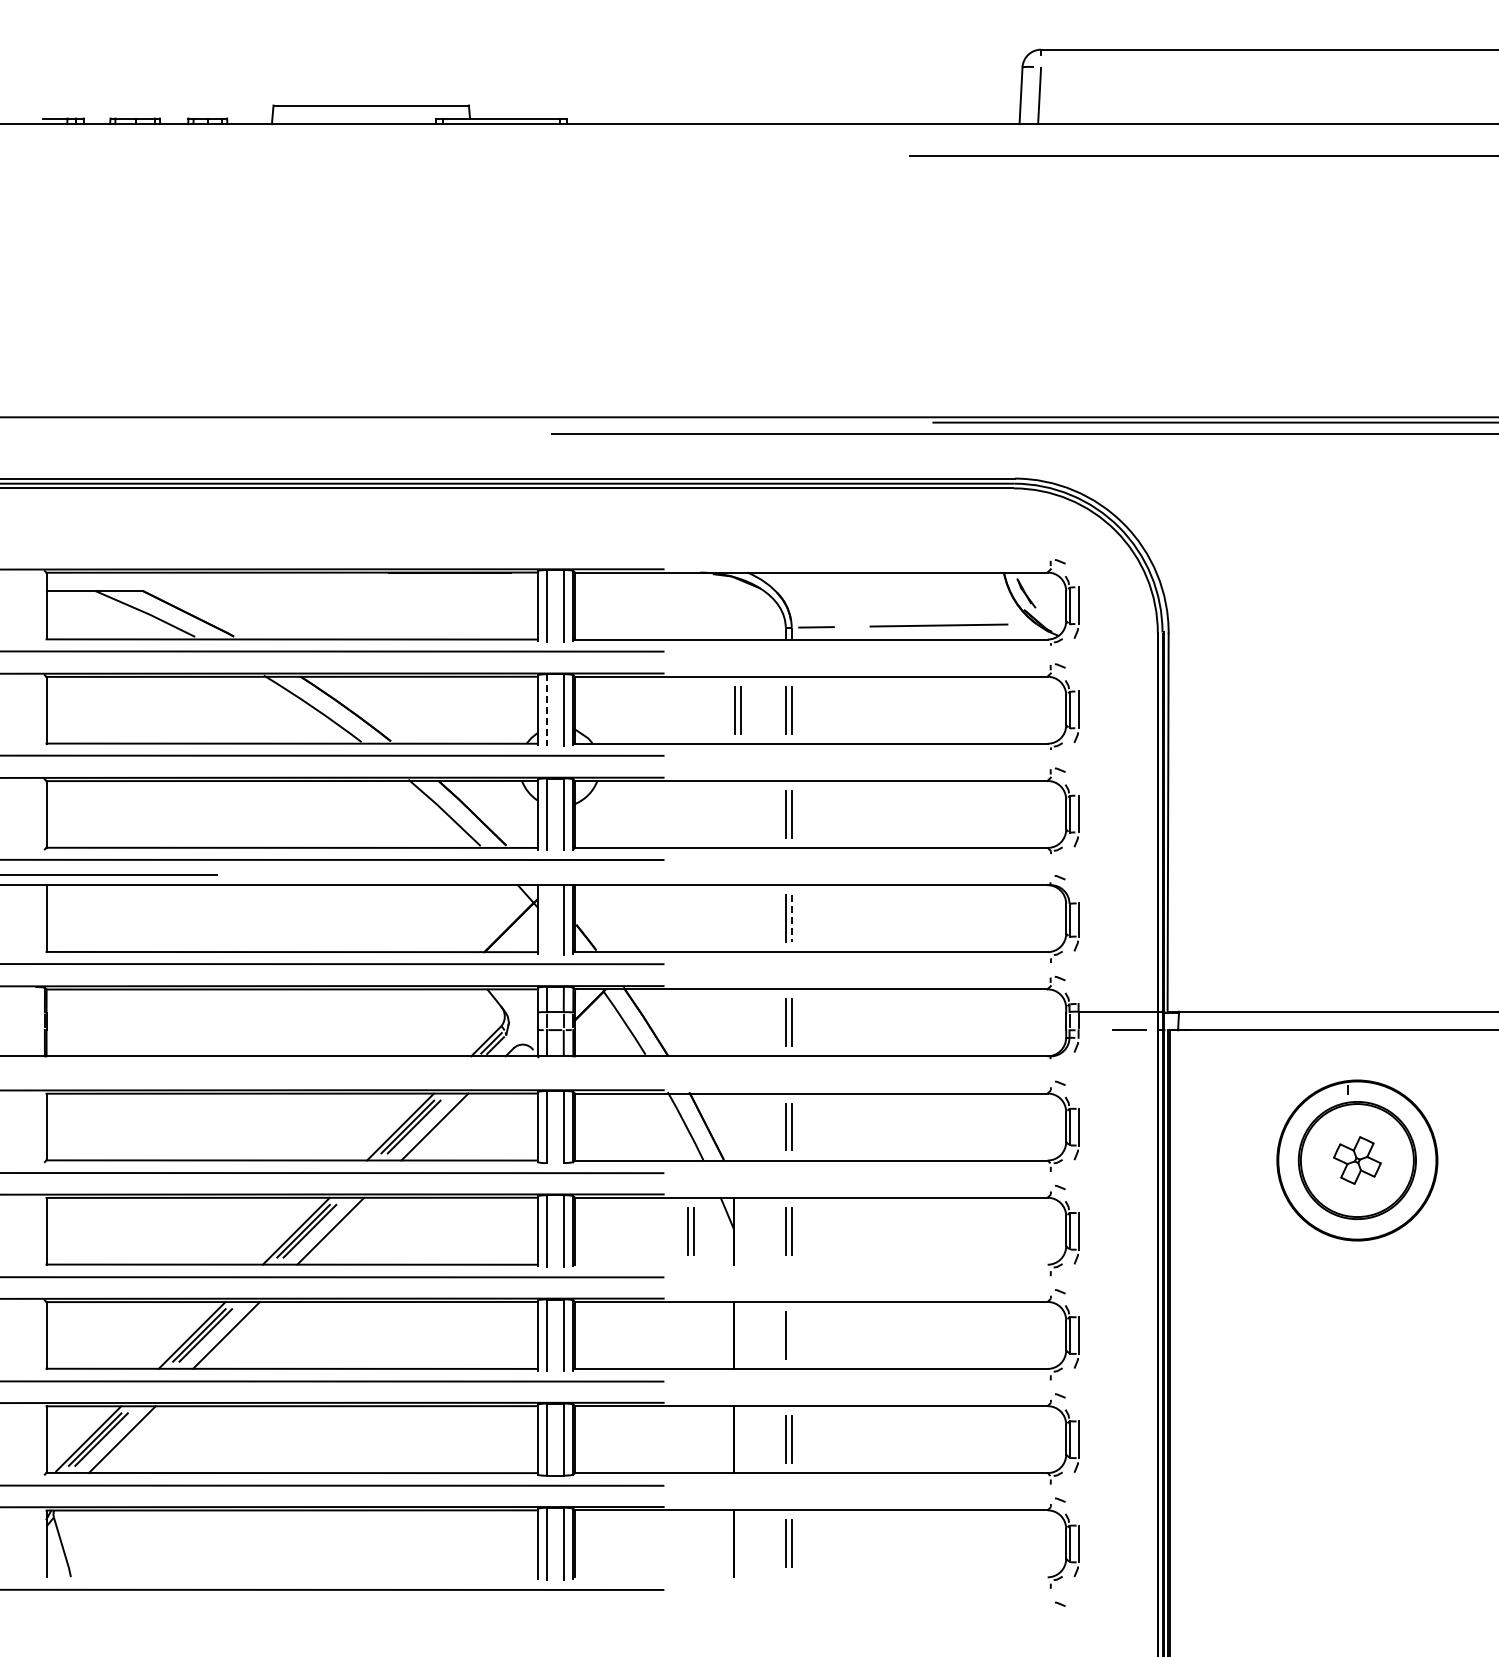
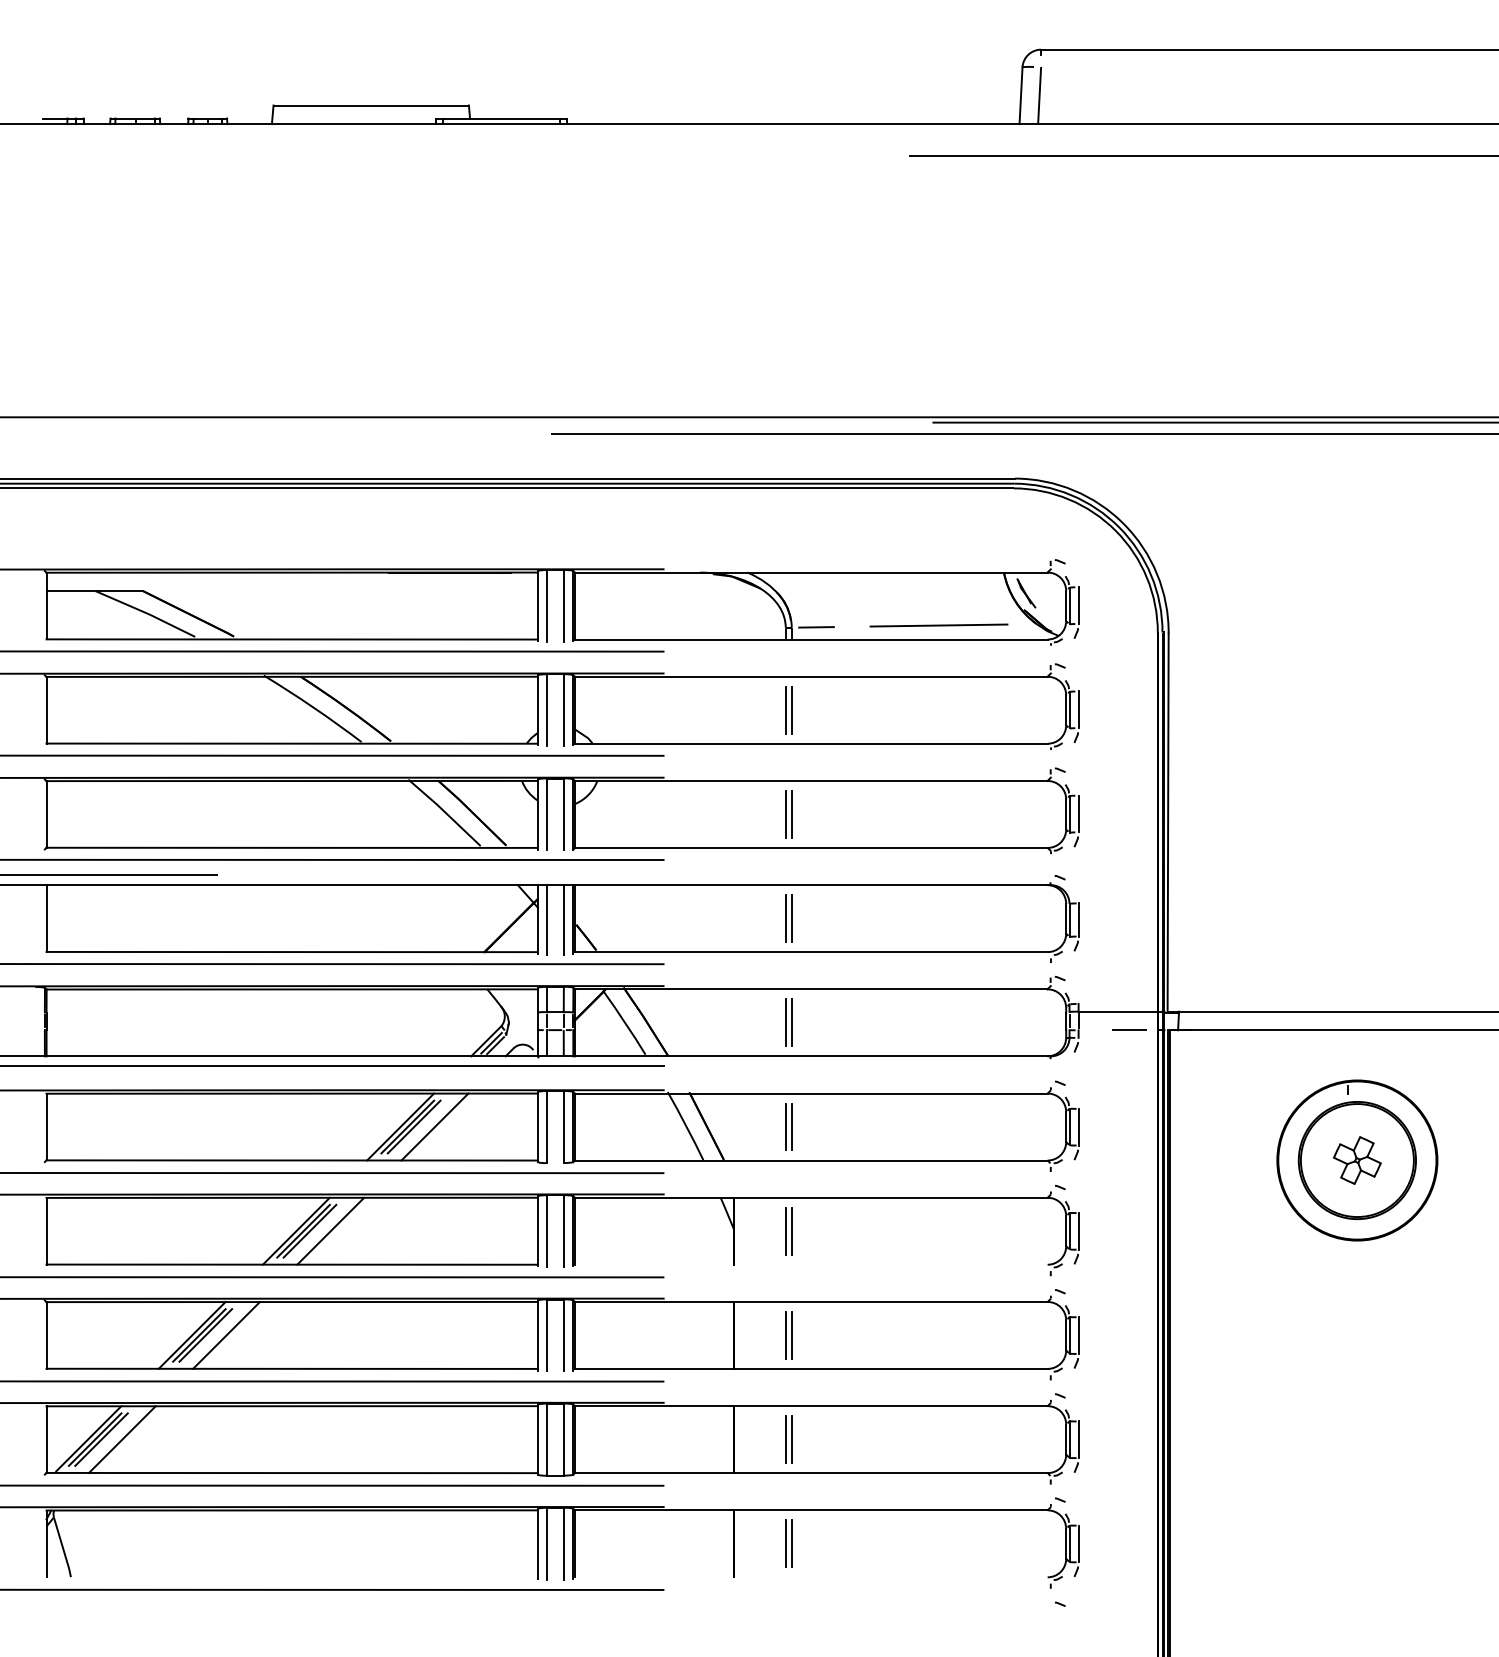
line: dashed -> solid (546, 710)
part: present -> none (737, 710)
line: none -> present (546, 919)
line: dashed -> solid (791, 919)
line: none -> present (333, 1065)
part: present -> none (690, 1231)
line: none -> present (791, 1335)
